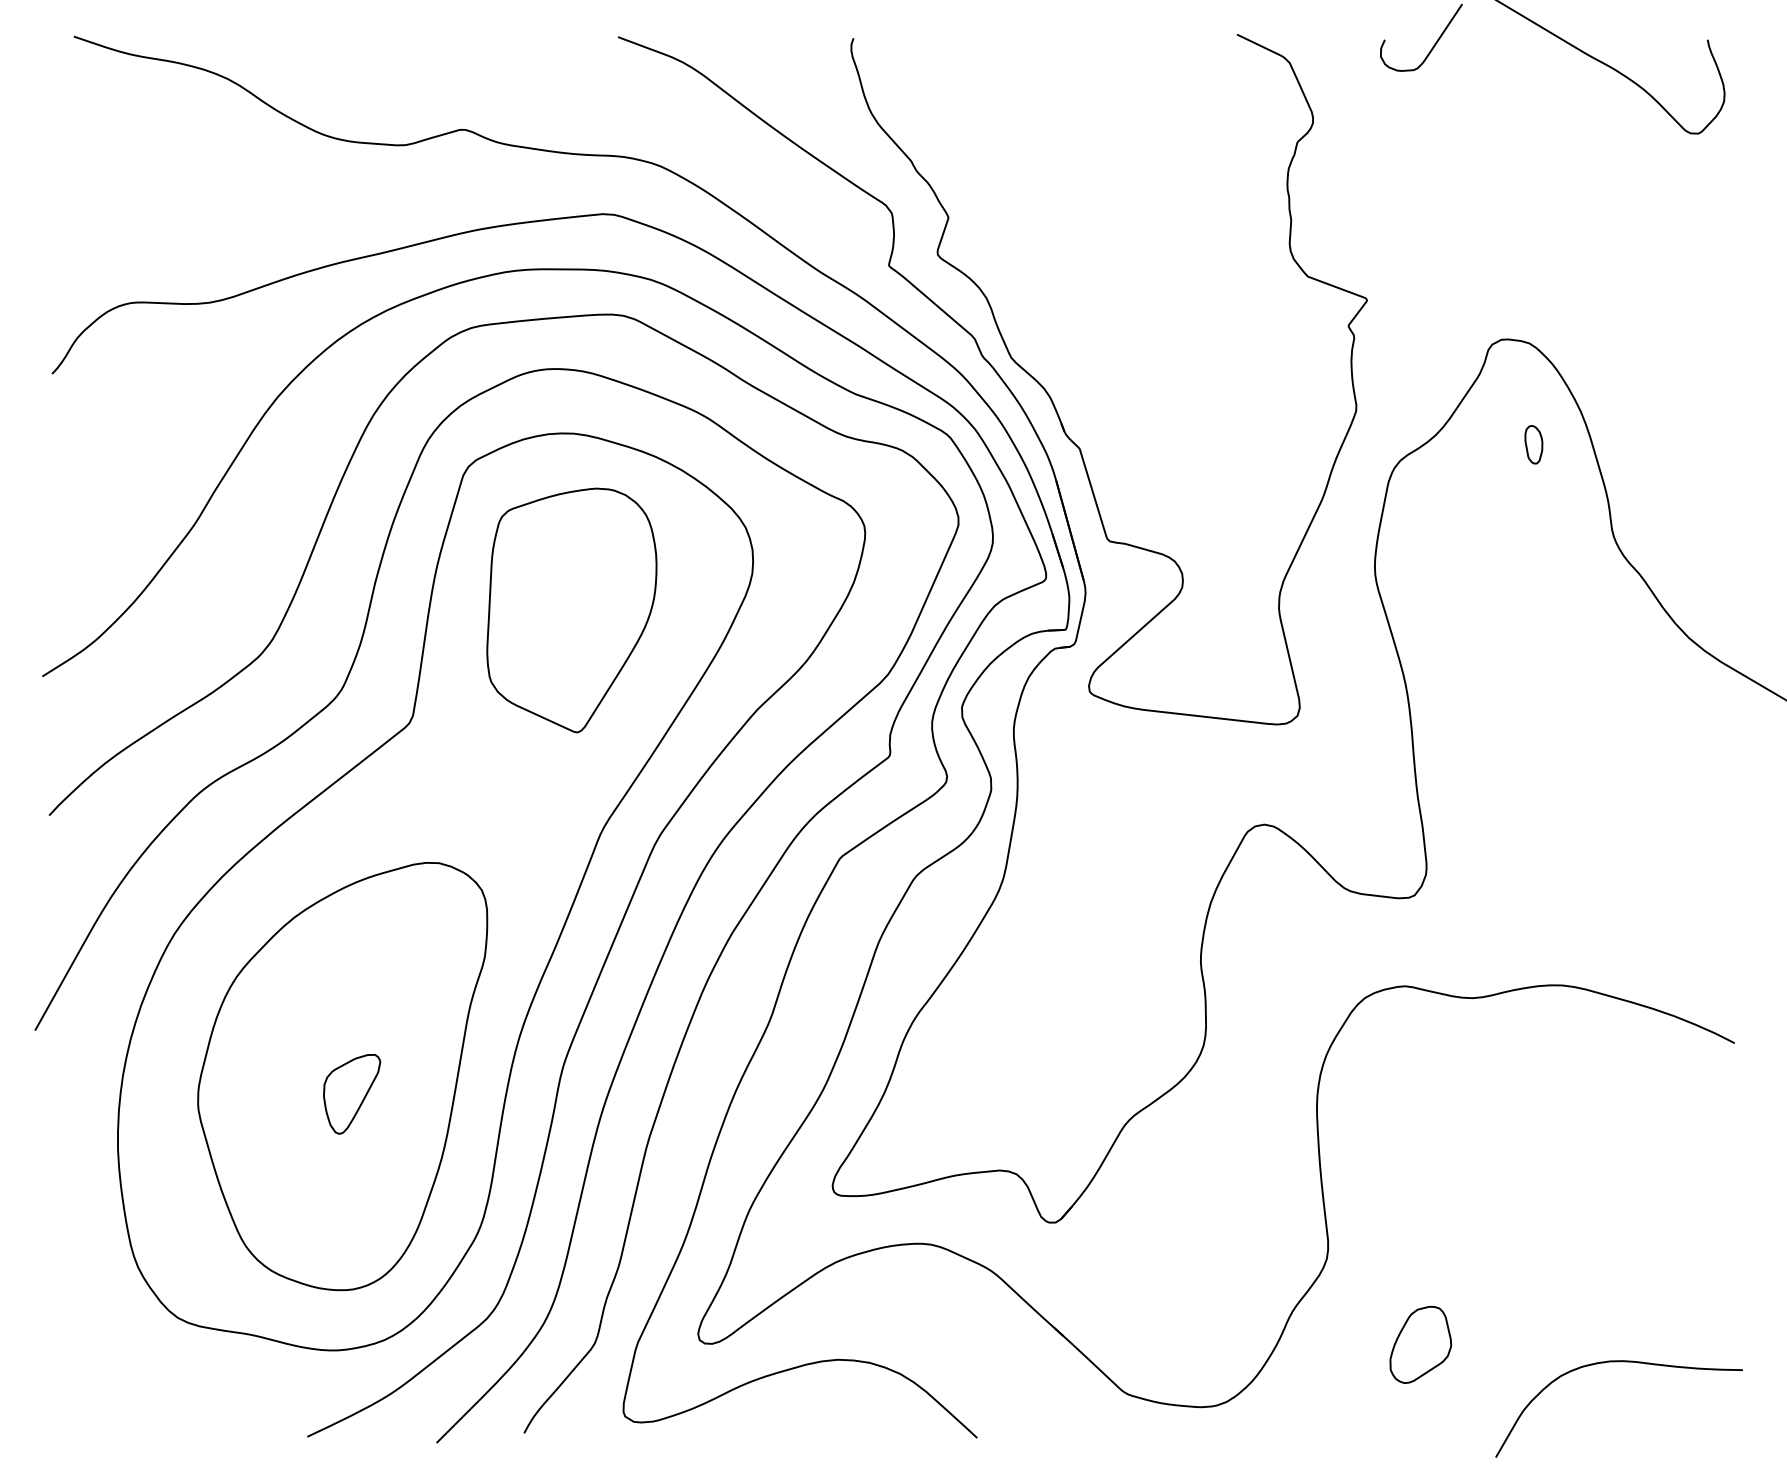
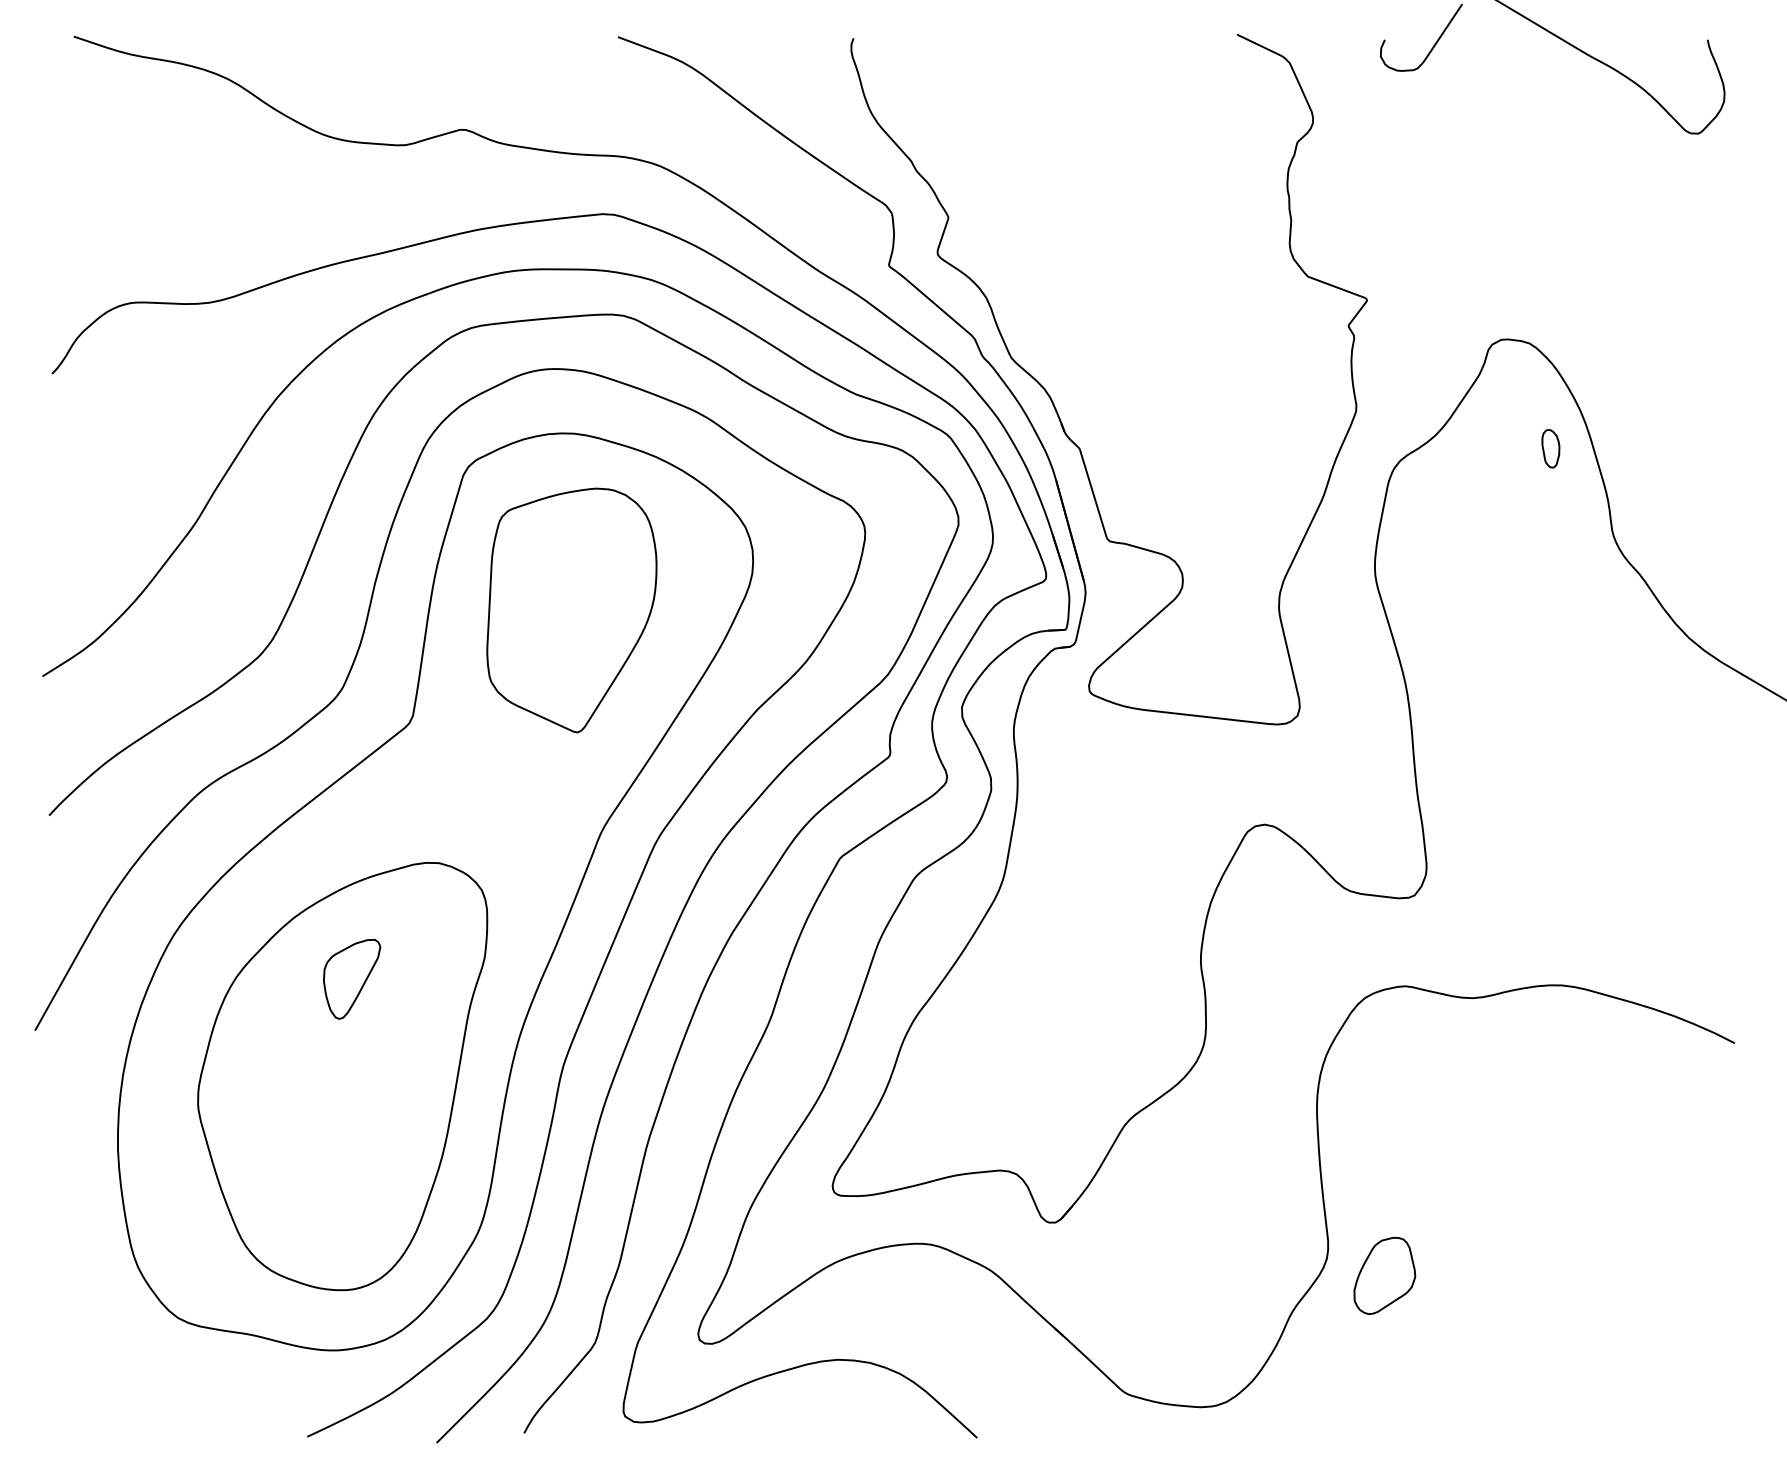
part position: (1533, 444) -> (1550, 448) (1550, 448)
part position: (352, 1094) -> (352, 979) (352, 979)
part position: (1420, 1344) -> (1384, 1275) (1384, 1275)
curve: present -> none (1618, 1362)
